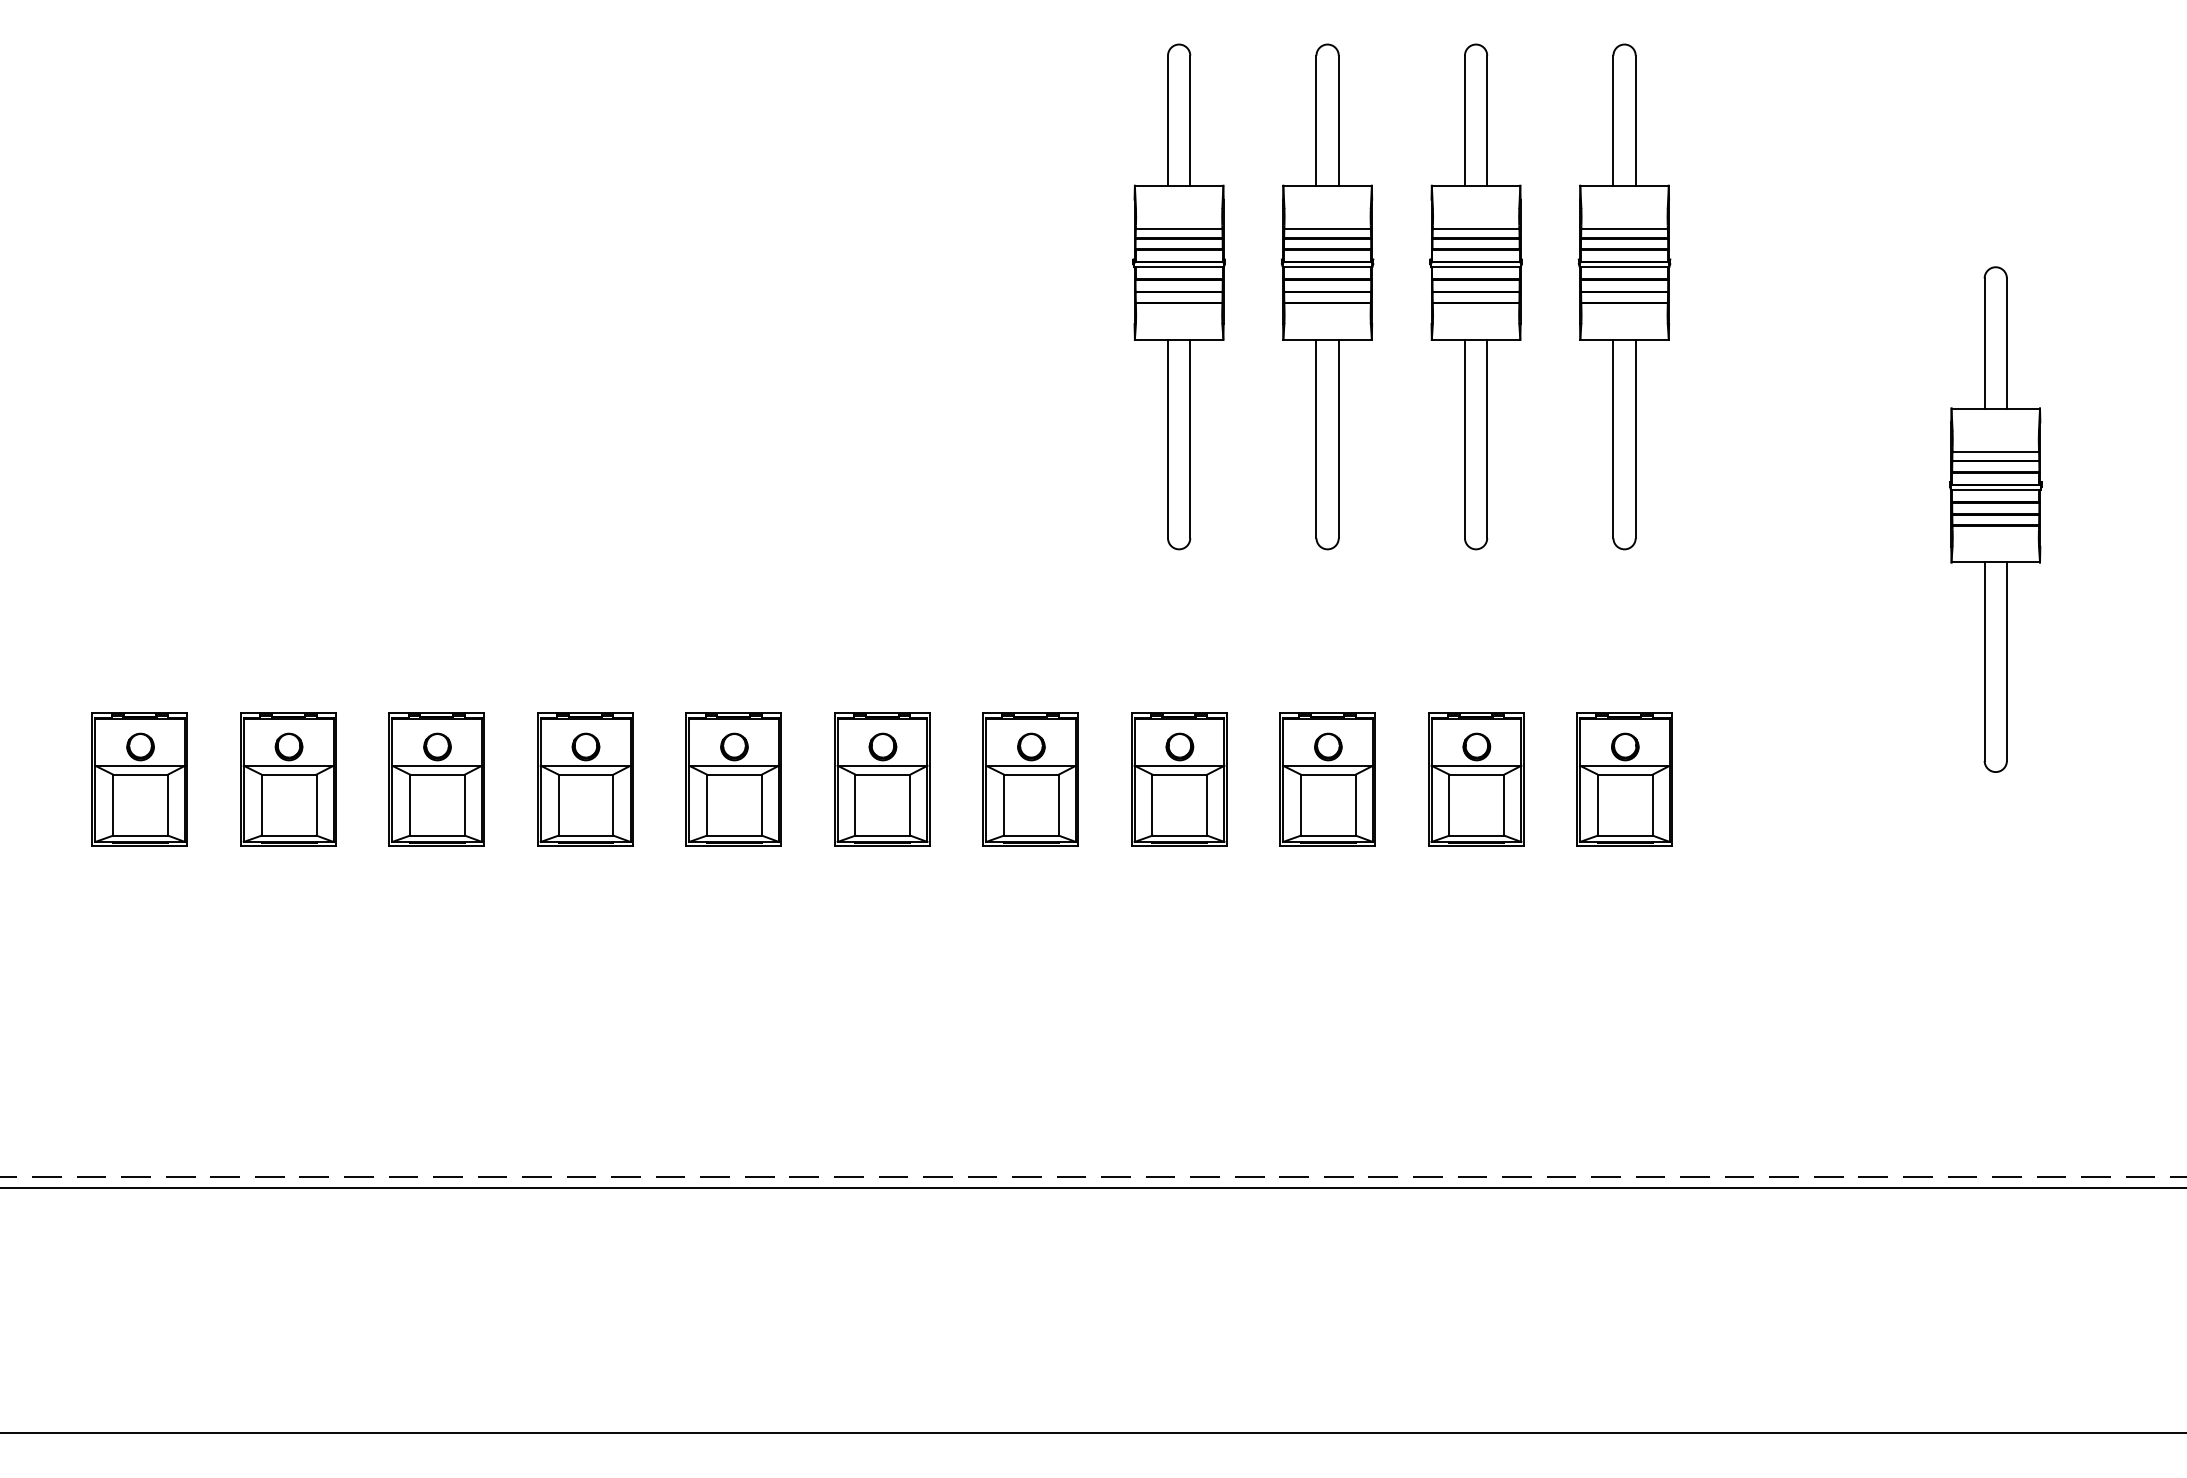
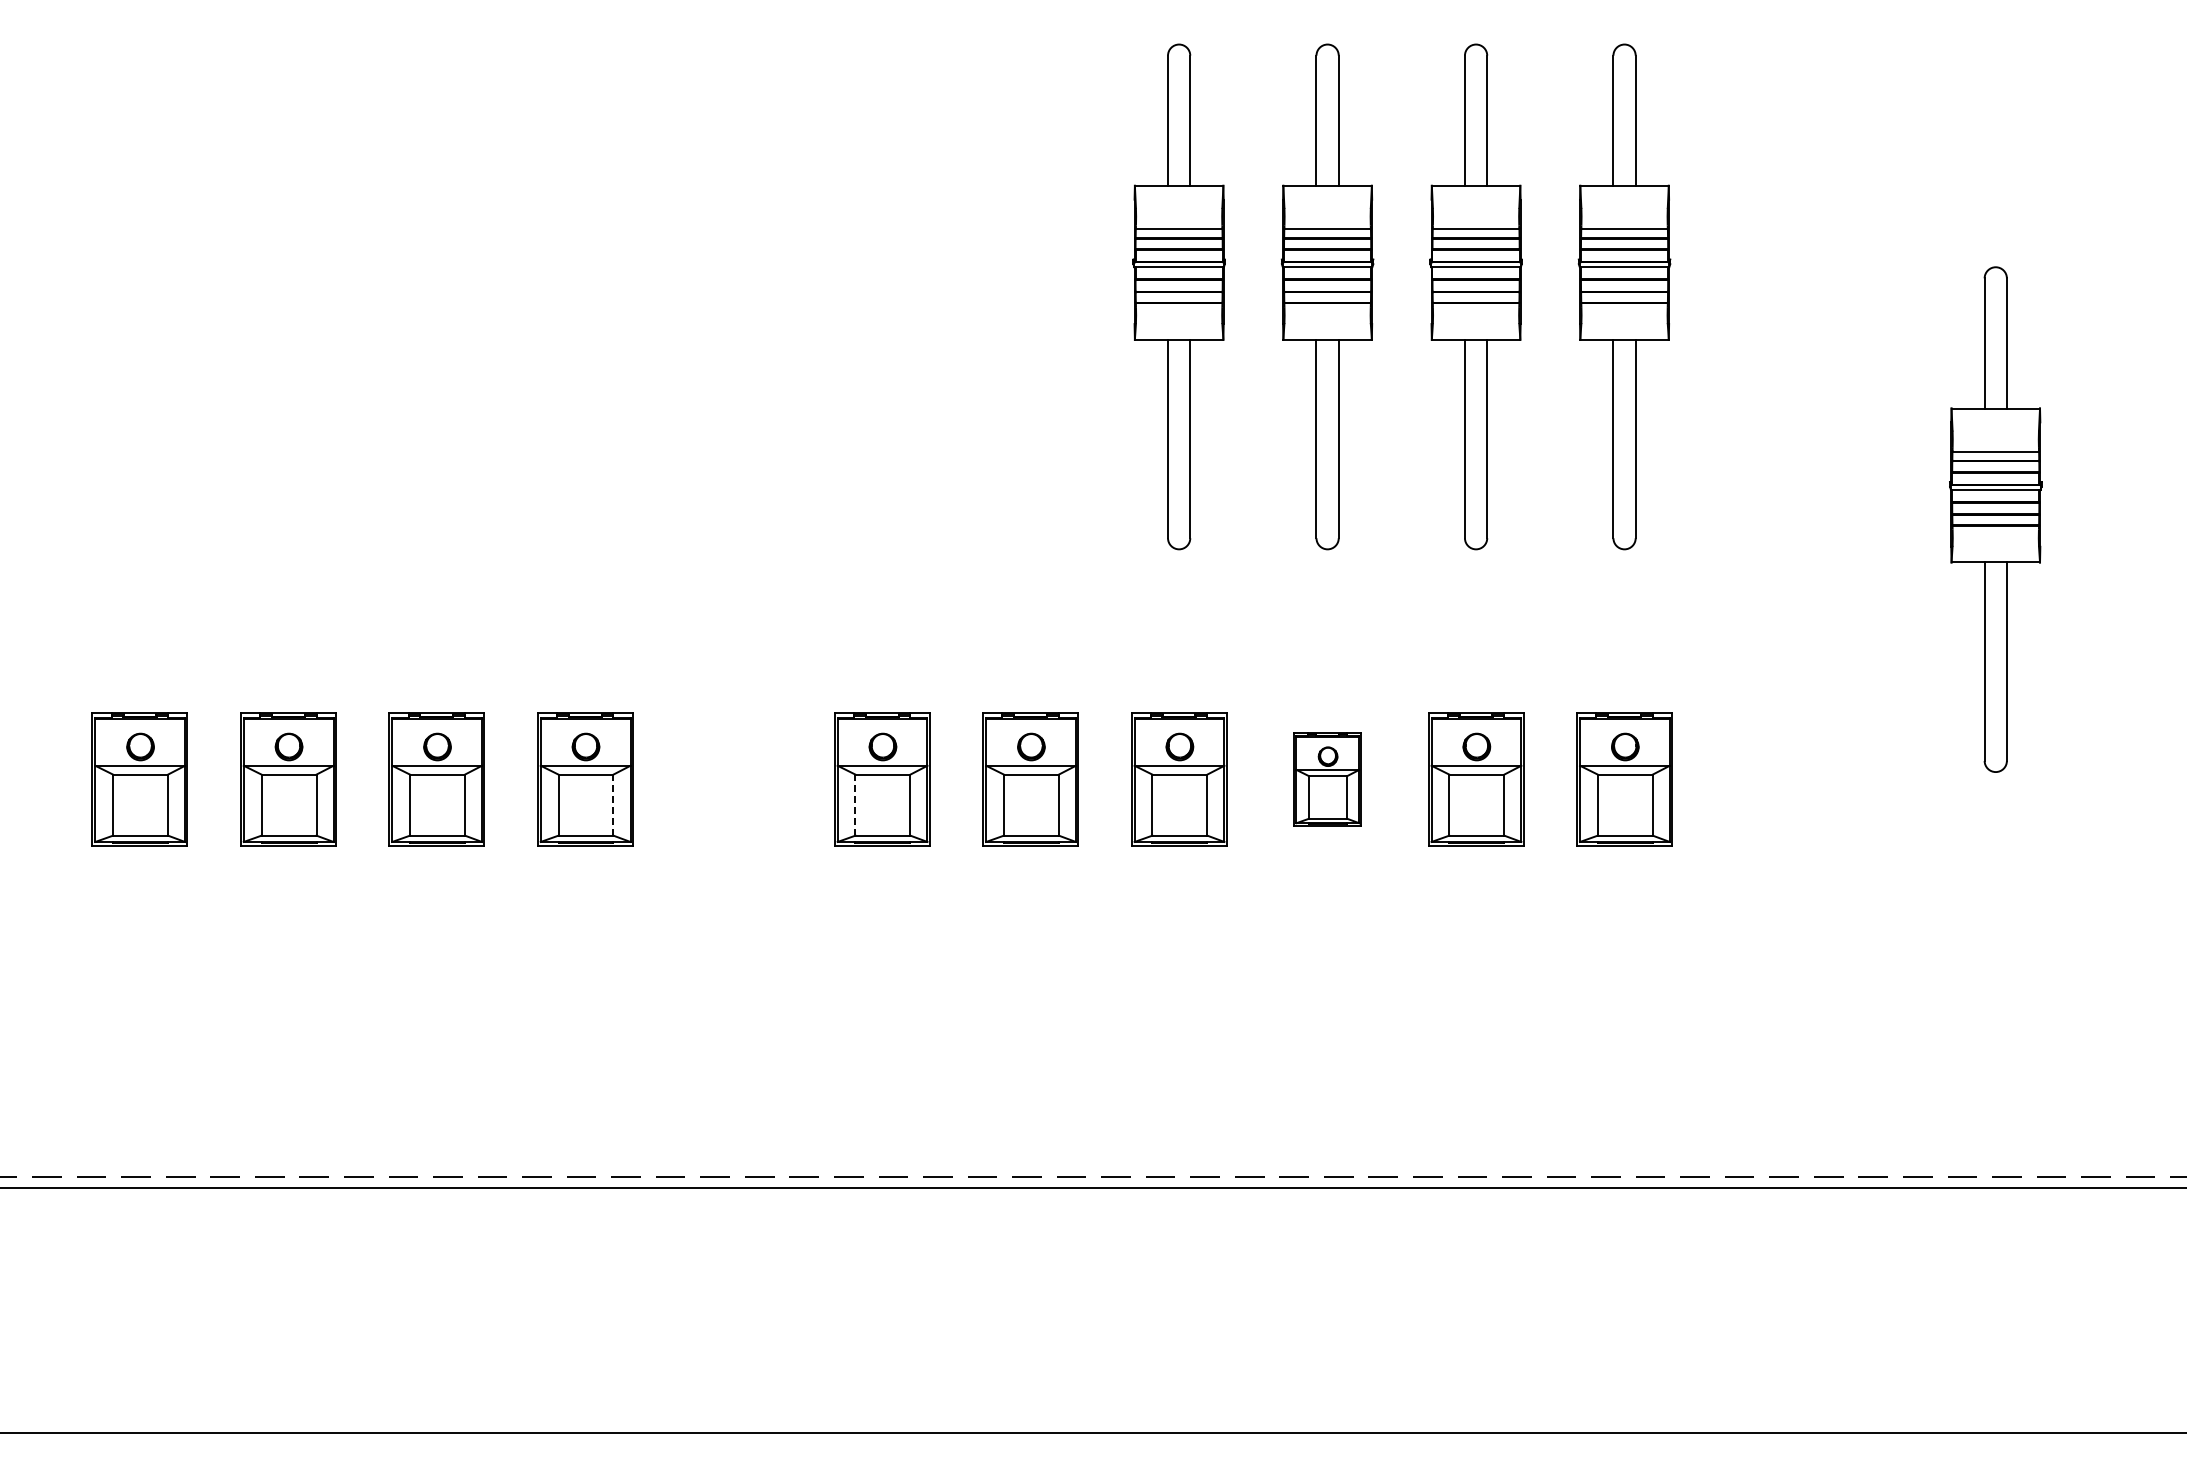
part: present -> none (733, 779)
part size: 97x135 px -> 69x95 px (1327, 779)
line: solid -> dashed (613, 805)
line: solid -> dashed (855, 805)
